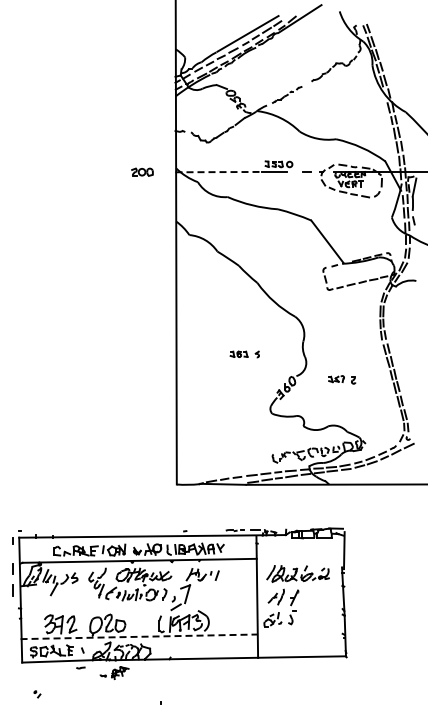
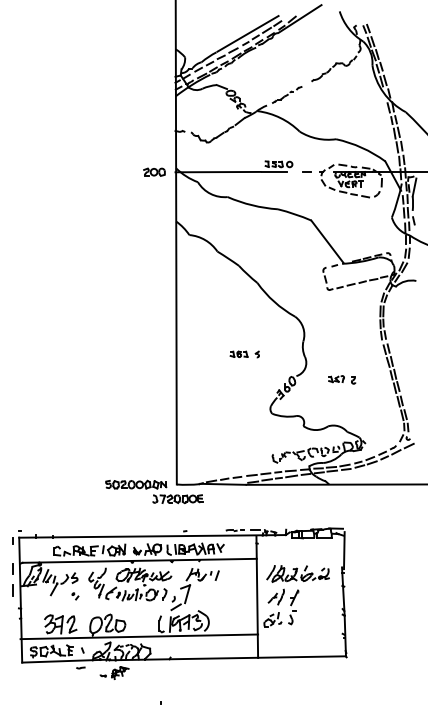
part position: (142, 171) -> (154, 171) (154, 171)
line: dashed -> solid (218, 172)
part: none -> present (154, 491)
line: dashed -> solid (139, 636)
part position: (37, 694) -> (75, 596) (75, 596)
